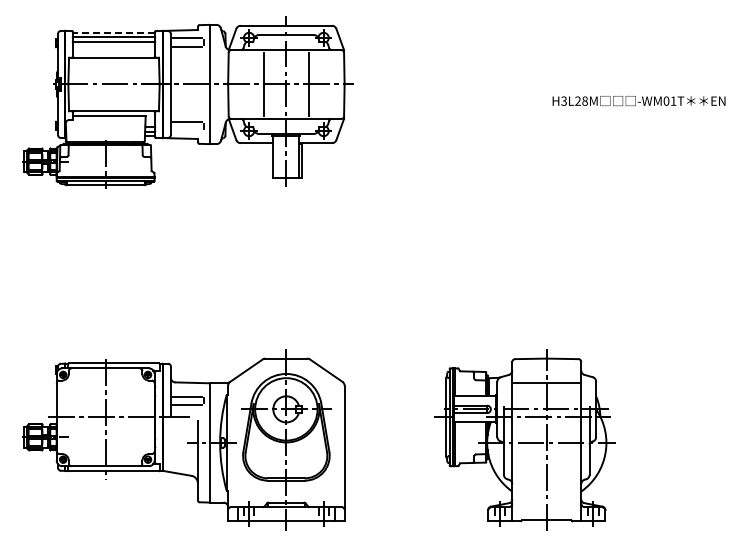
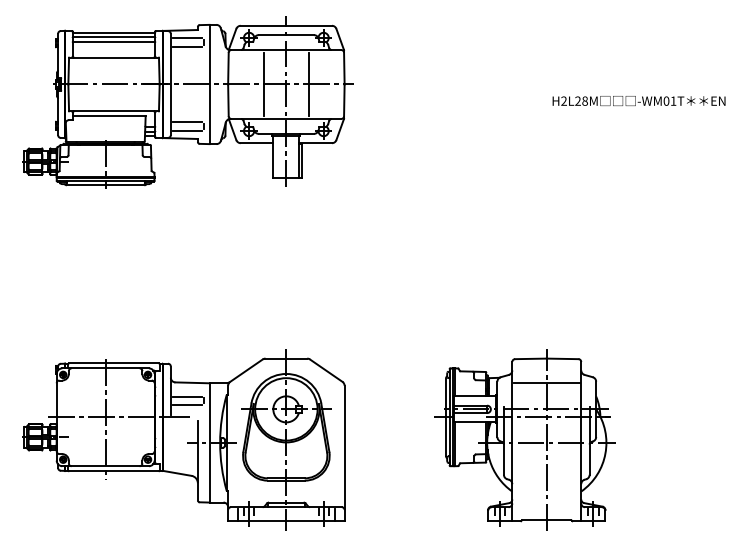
line: dashed -> solid (114, 32)
text: H3L28M -> H2L28M (563, 101)
line: none -> present (186, 130)
